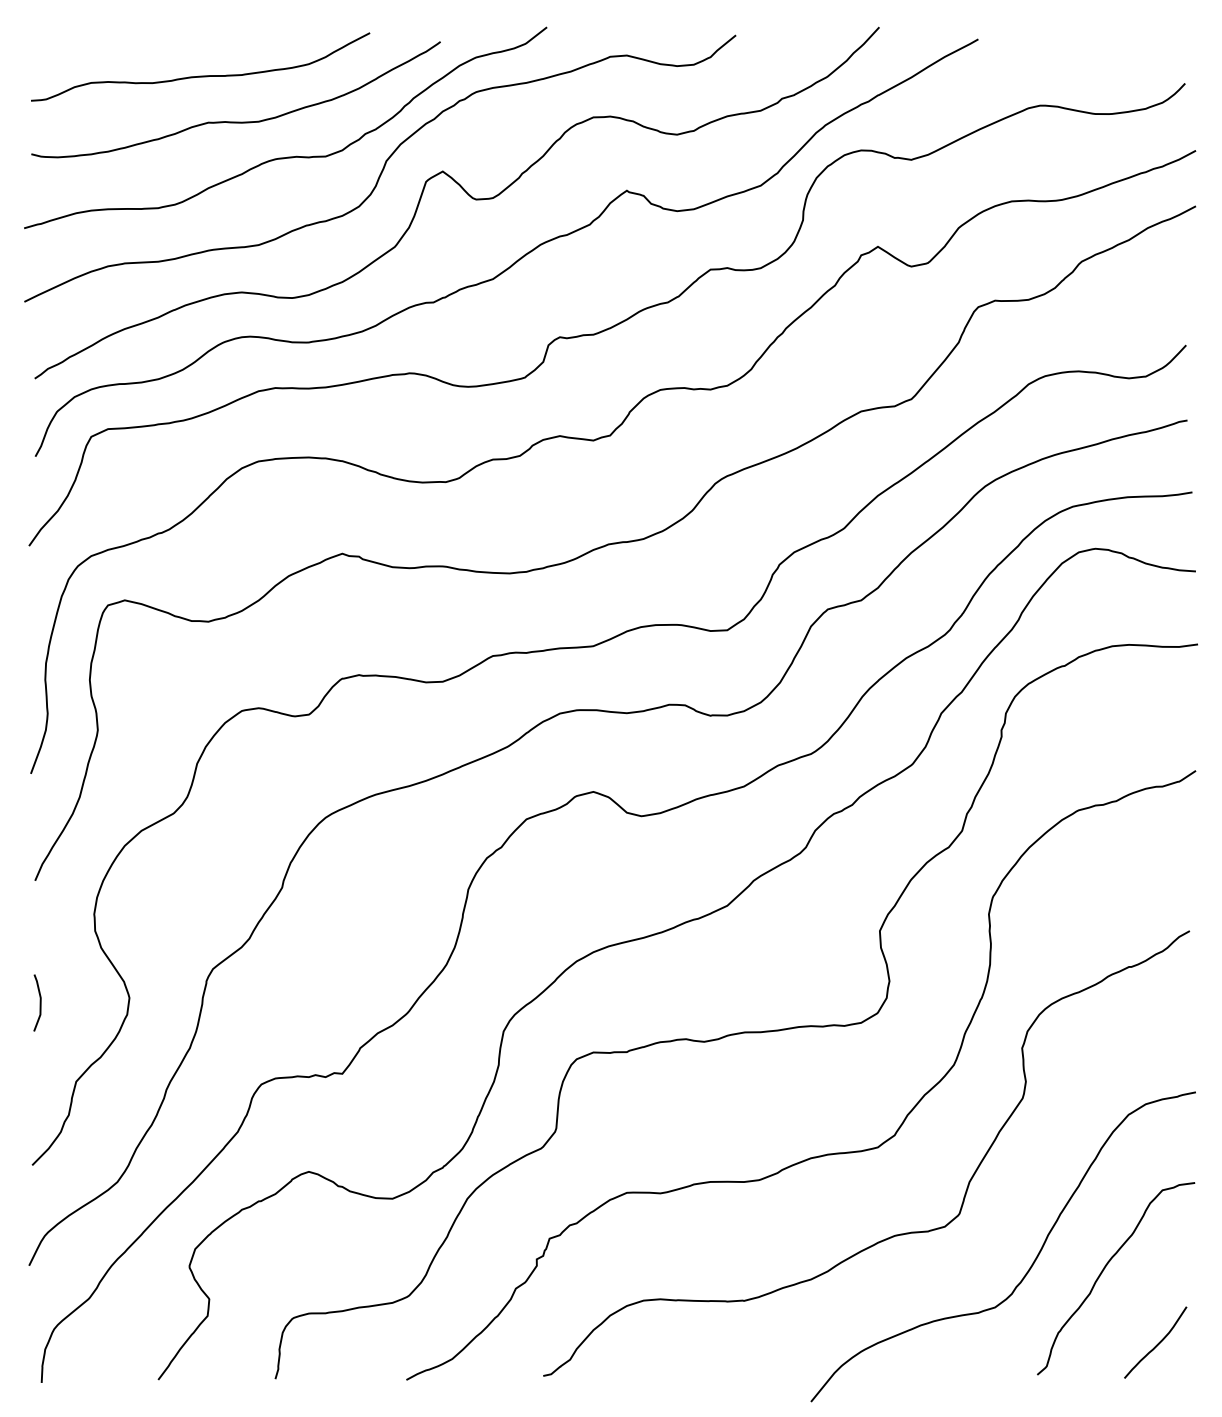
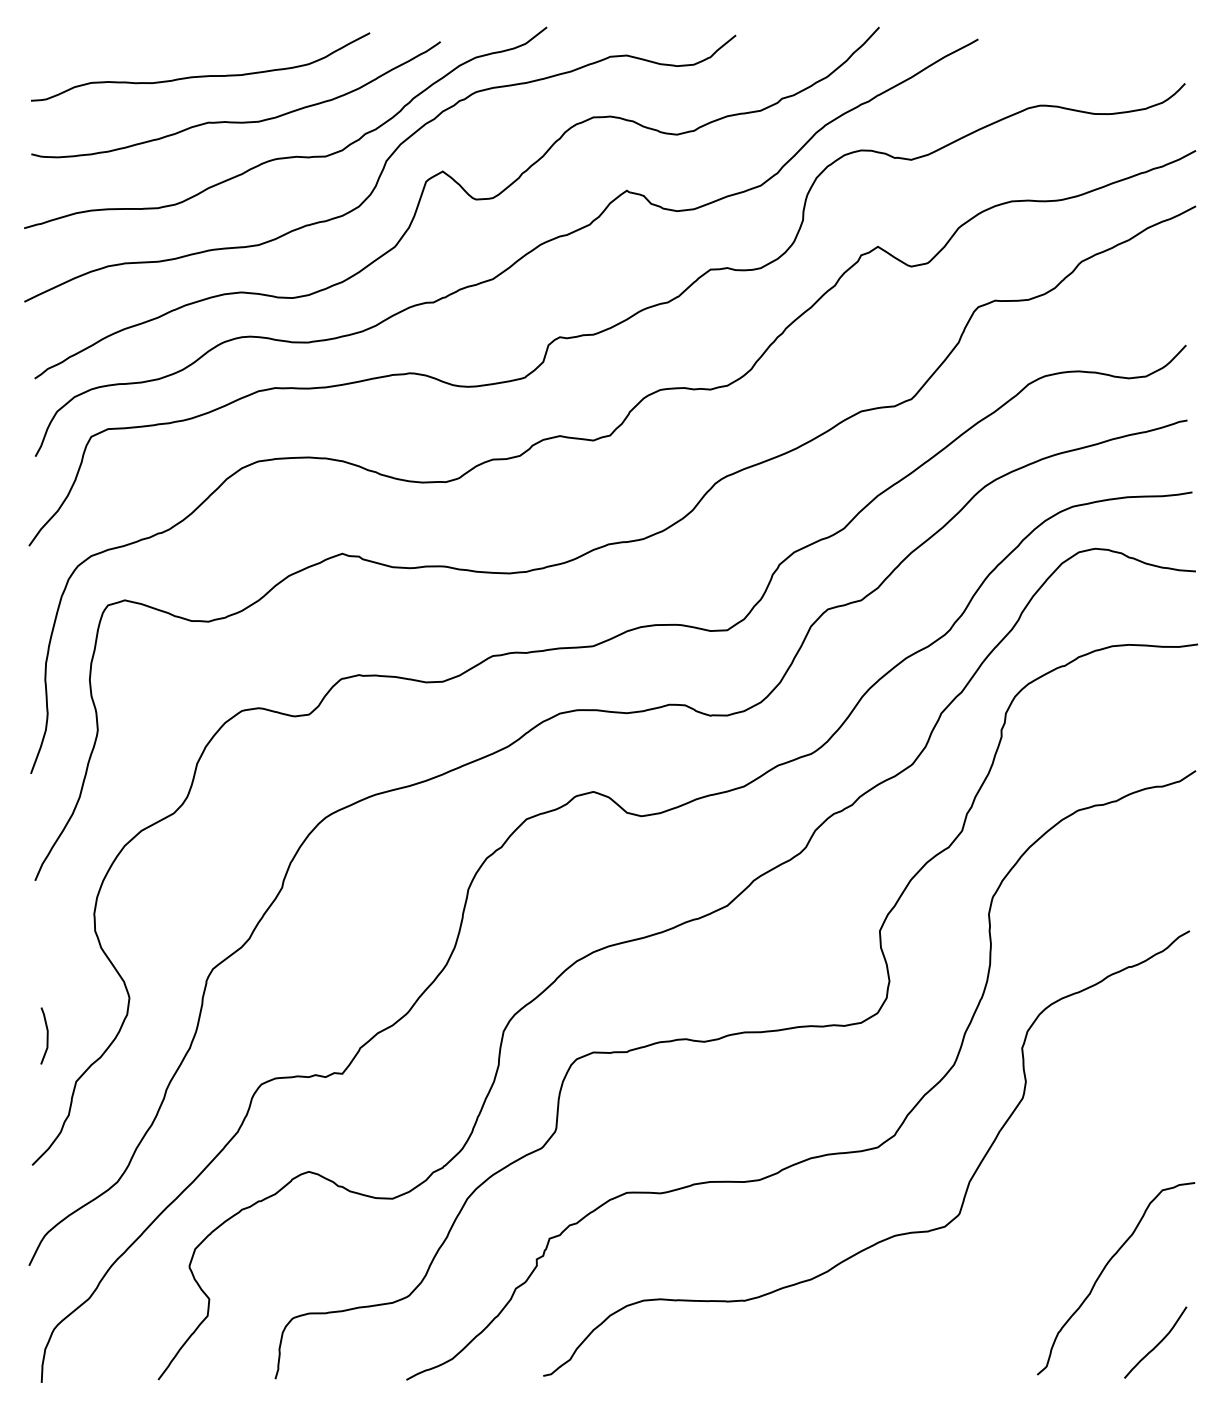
line position: (39, 1002) -> (46, 1035) (46, 1035)
curve: present -> none (1032, 1262)
